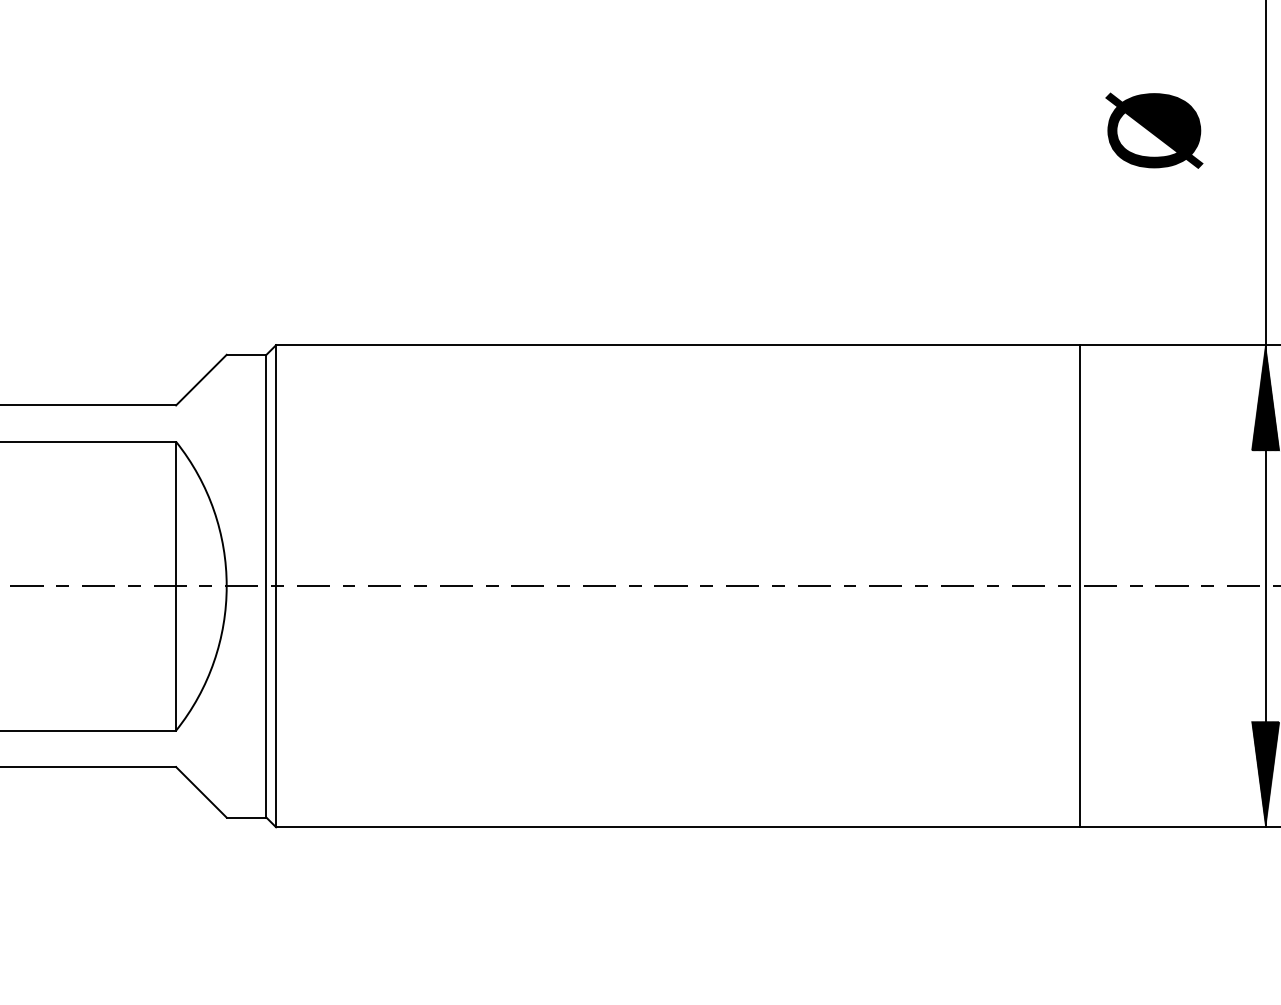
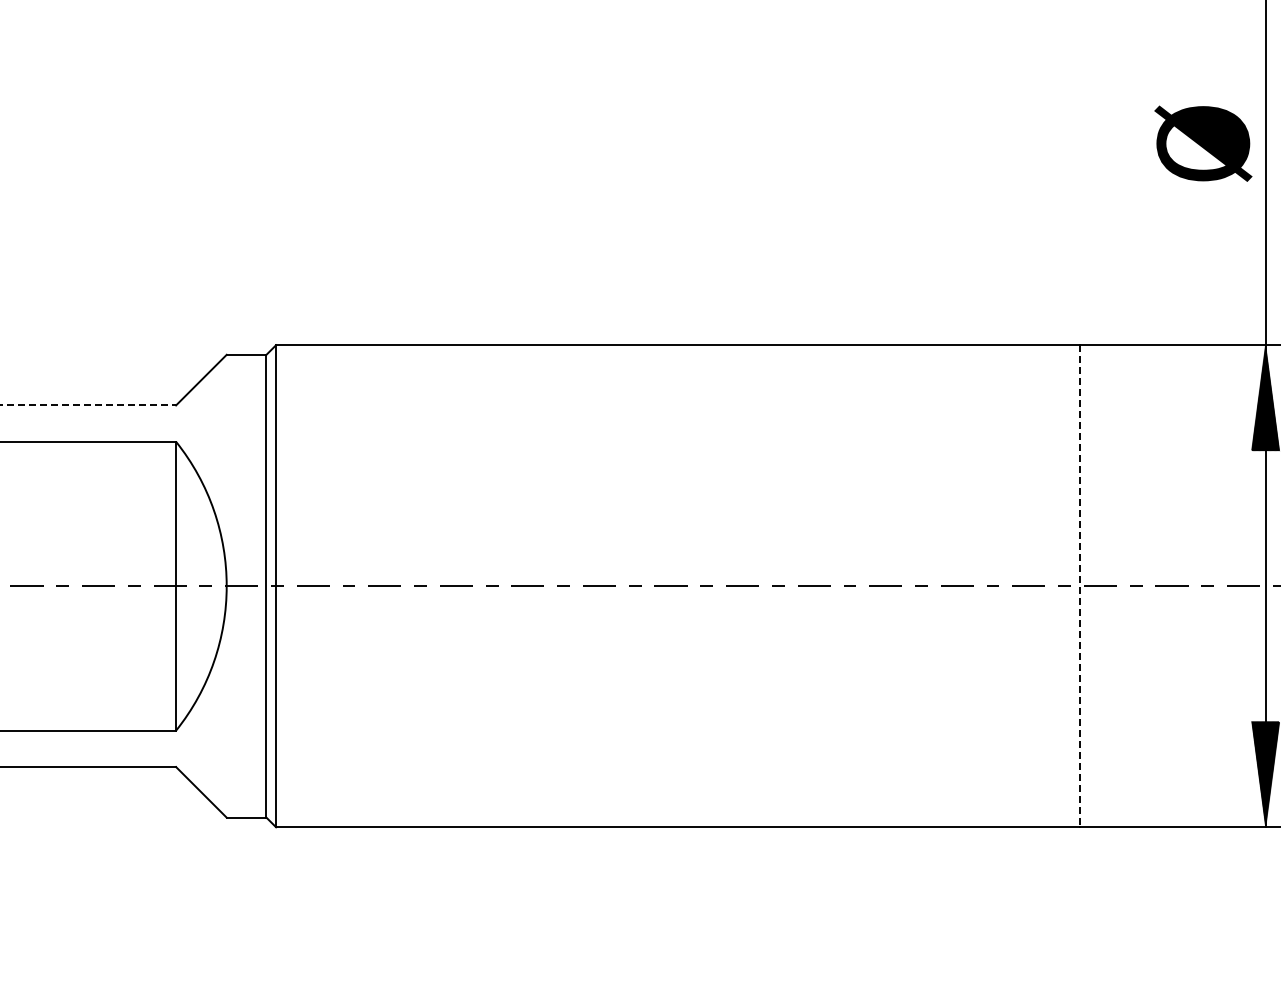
text position: (1154, 130) -> (1203, 143) (1203, 143)
line: solid -> dashed (88, 405)
line: solid -> dashed (1080, 586)
